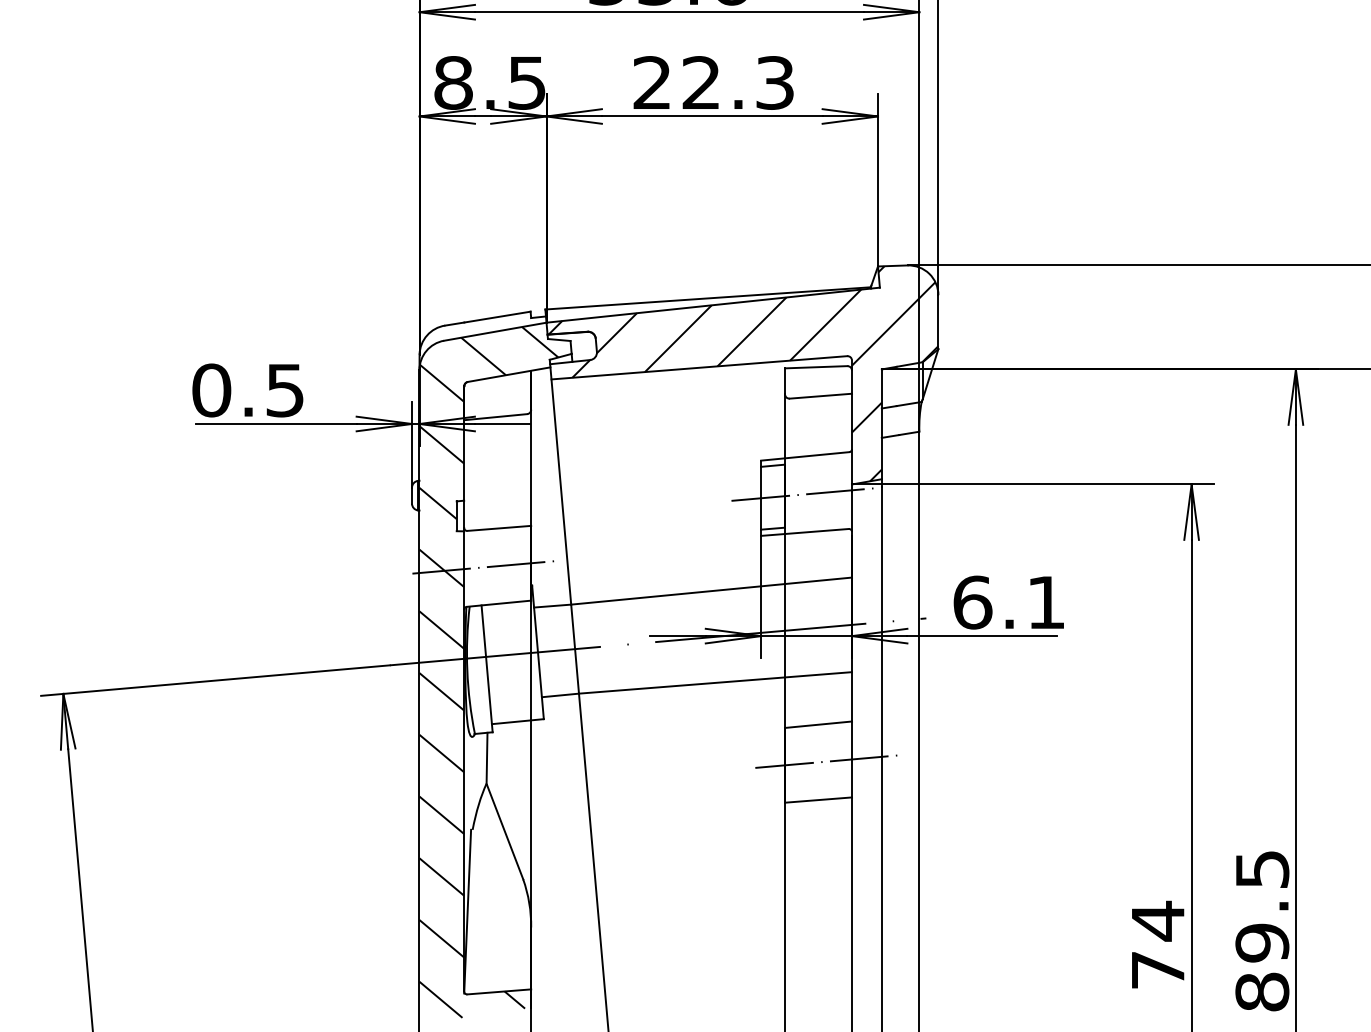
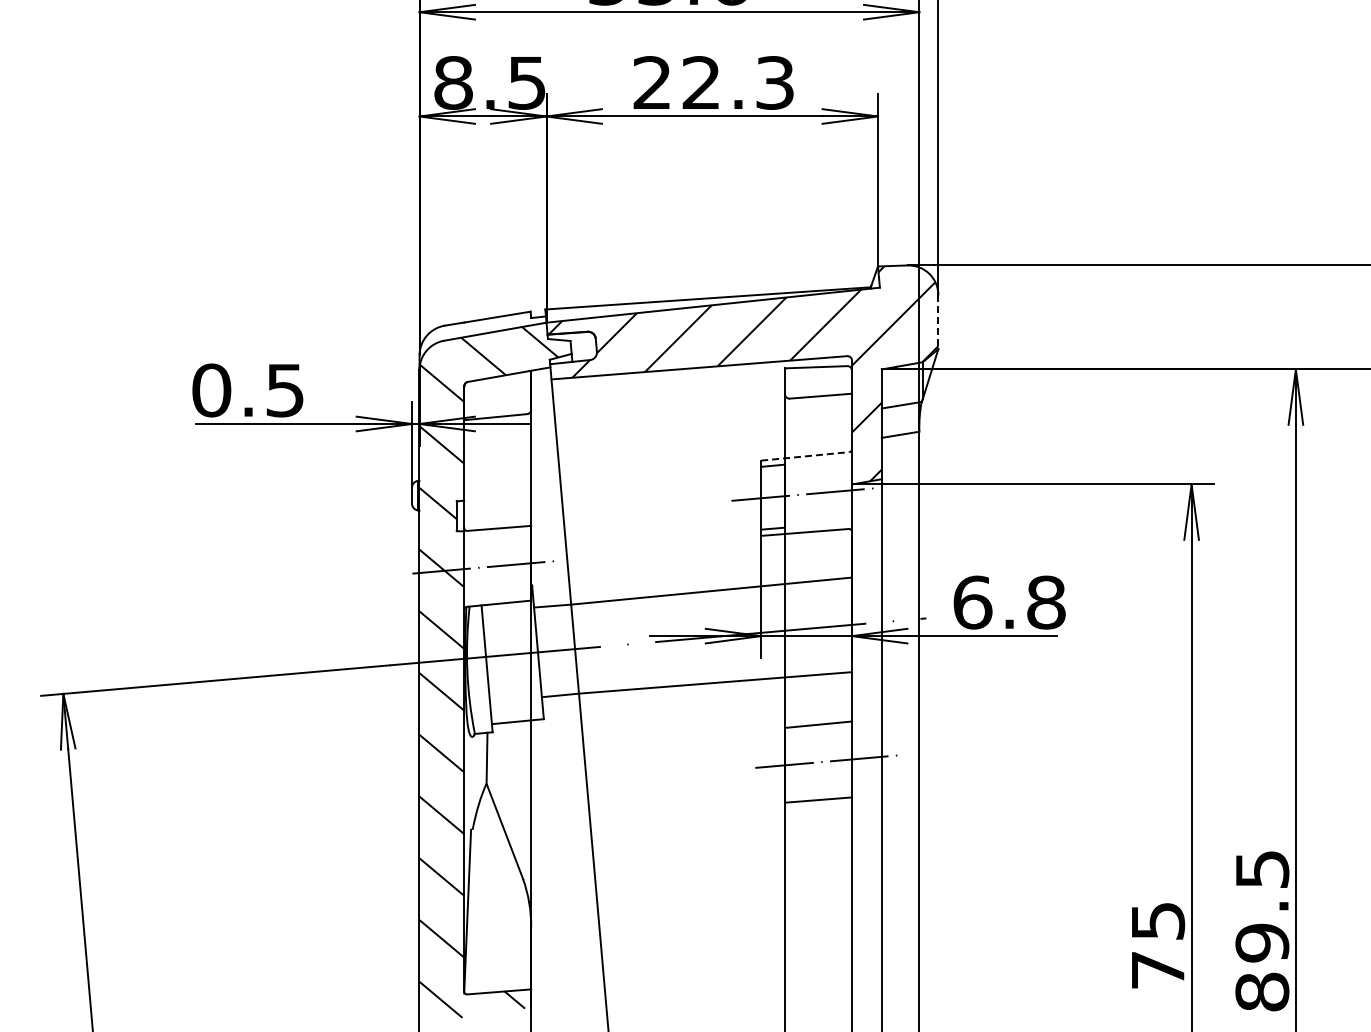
line: solid -> dashed (938, 322)
line: solid -> dashed (805, 456)
text: 6.1 -> 6.8 (1046, 602)
text: 74 -> 75 (1158, 920)
